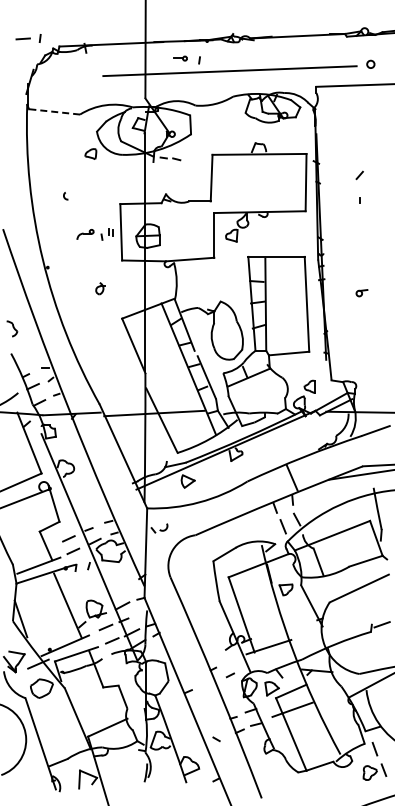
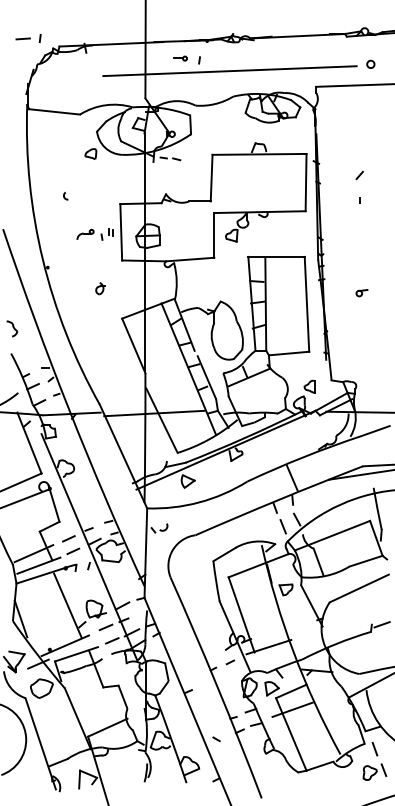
line: dashed -> solid (54, 111)
line: none -> present (33, 553)
line position: (229, 675) -> (229, 662) (229, 662)
